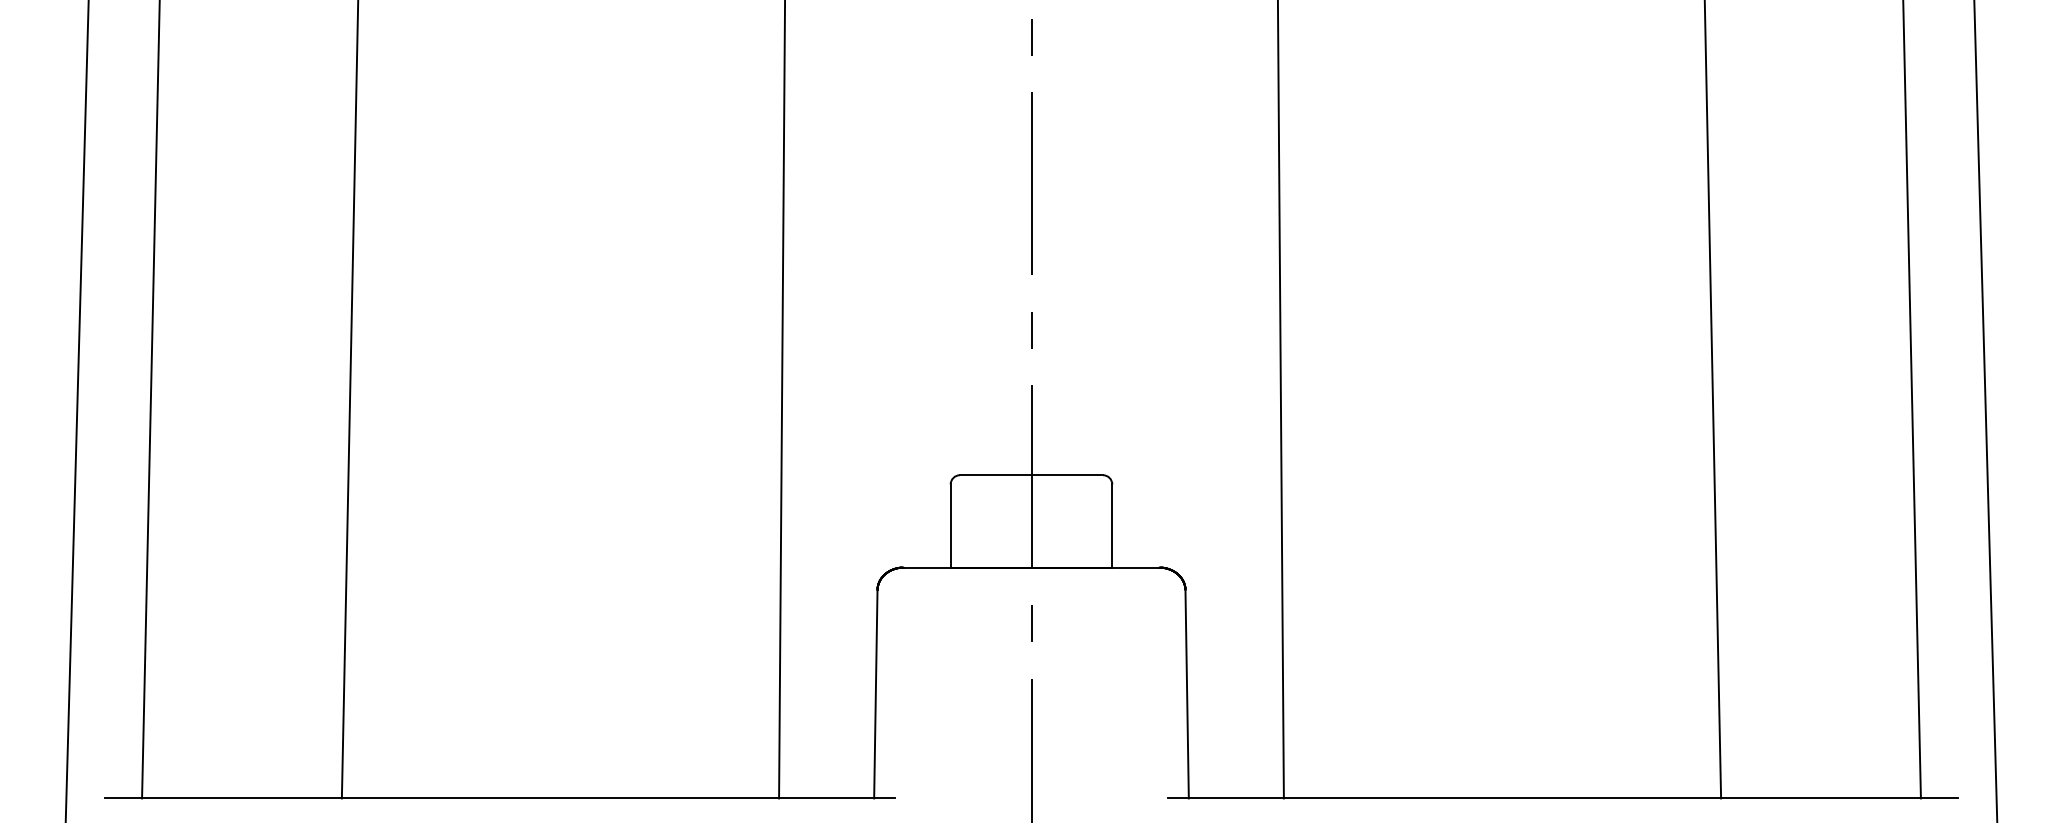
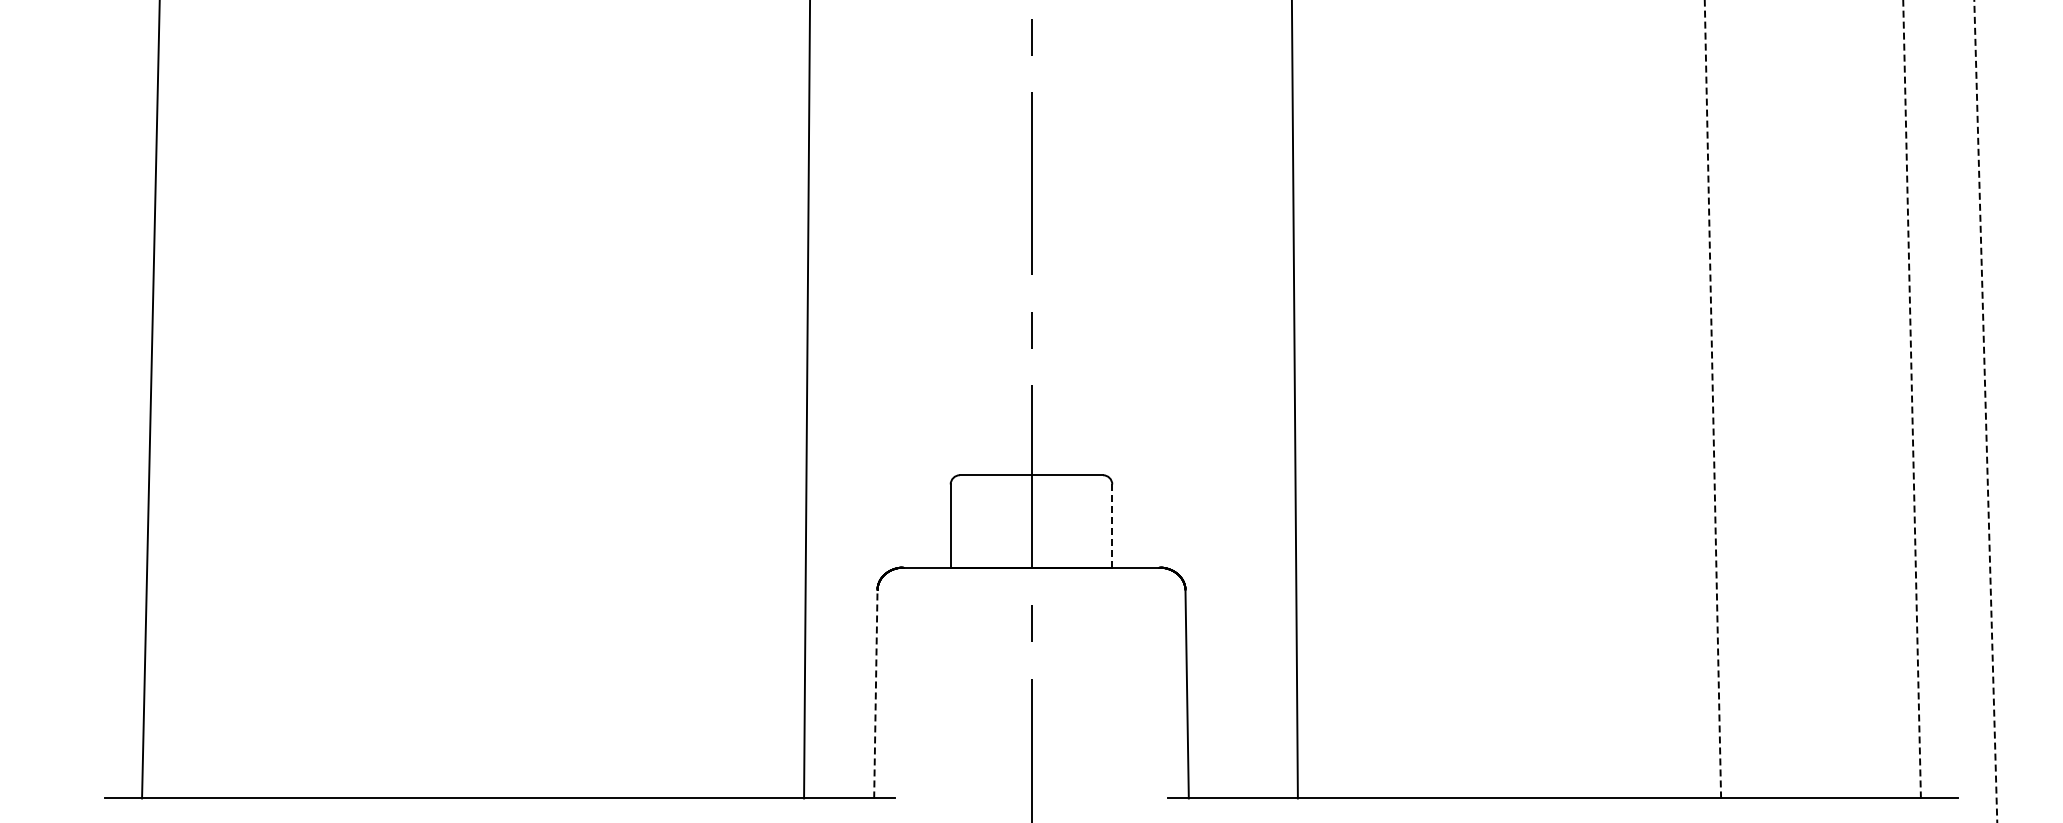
line: solid -> dashed (1712, 399)
line: solid -> dashed (1912, 399)
line: present -> none (349, 400)
line position: (782, 400) -> (807, 400) (807, 400)
line position: (1280, 400) -> (1294, 400) (1294, 400)
line: present -> none (76, 410)
line: solid -> dashed (1985, 411)
line: solid -> dashed (1112, 526)
line: solid -> dashed (875, 693)
